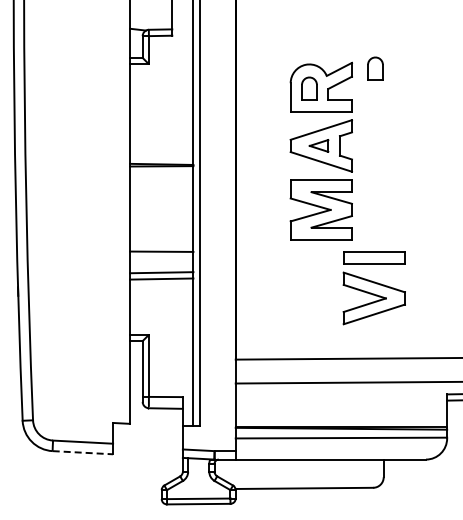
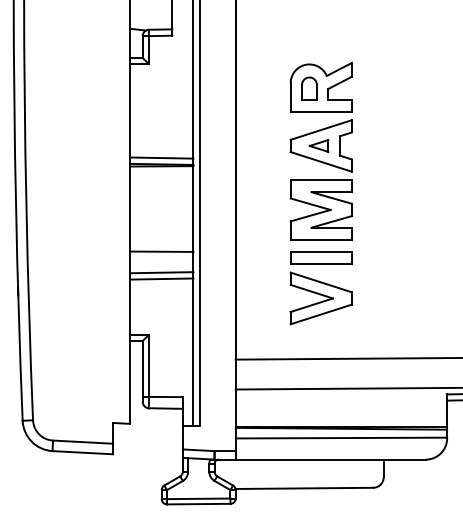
part: present -> none (375, 68)
line: none -> present (161, 157)
part position: (373, 288) -> (320, 288) (320, 288)
line position: (347, 382) -> (347, 388) (347, 388)
line: dashed -> solid (83, 452)
